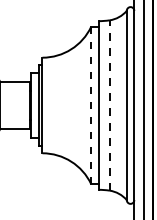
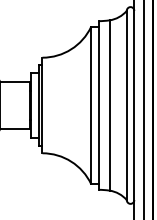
line: dashed -> solid (91, 105)
line: dashed -> solid (109, 105)
